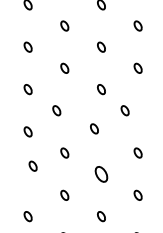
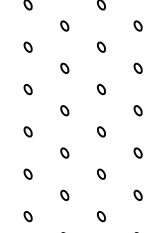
part position: (56, 110) -> (64, 110) (64, 110)
part position: (124, 110) -> (137, 110) (137, 110)
part position: (94, 128) -> (101, 131) (101, 131)
part position: (32, 165) -> (27, 173) (27, 173)
part size: 15x17 px -> 9x12 px (101, 173)
